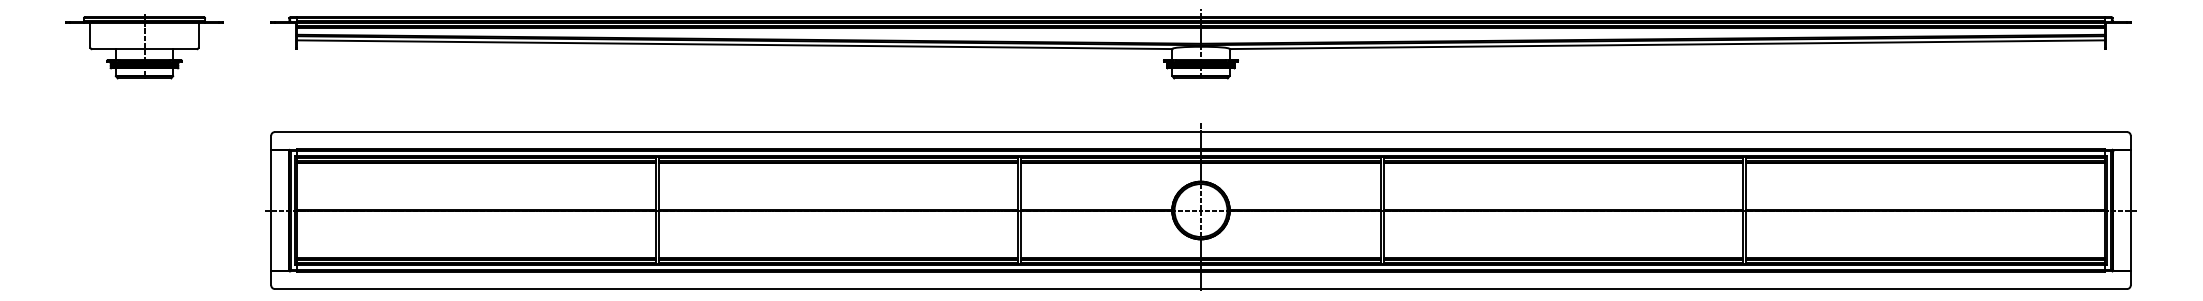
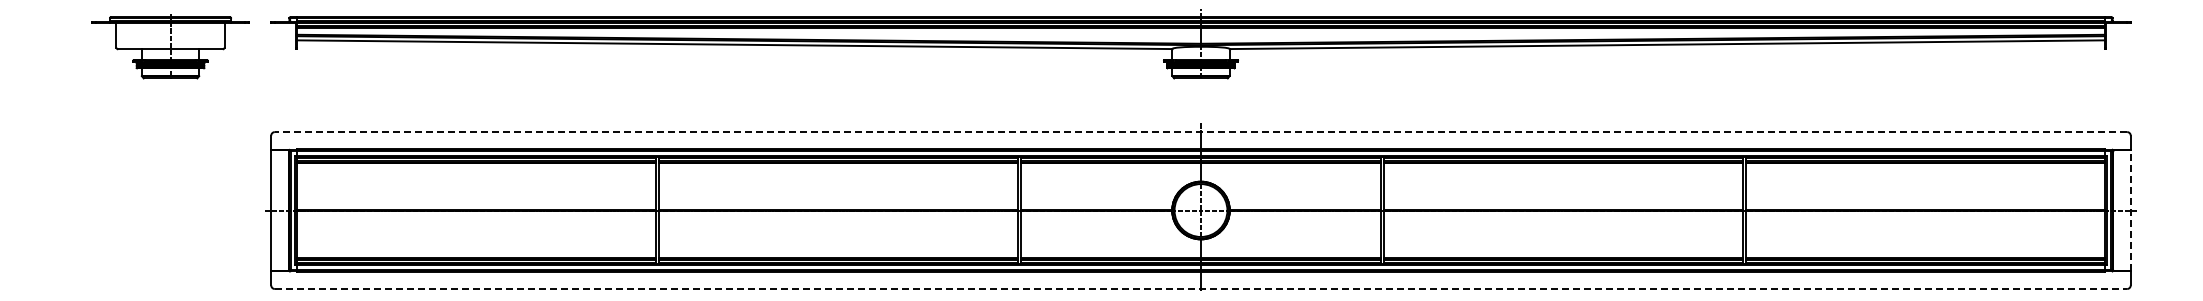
part position: (144, 46) -> (170, 46) (170, 46)
line: solid -> dashed (1200, 132)
line: solid -> dashed (2130, 210)
line: solid -> dashed (1201, 289)
